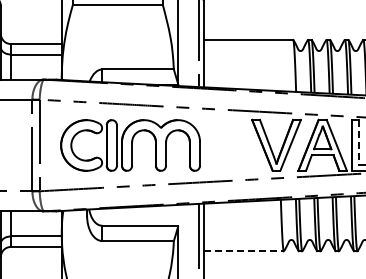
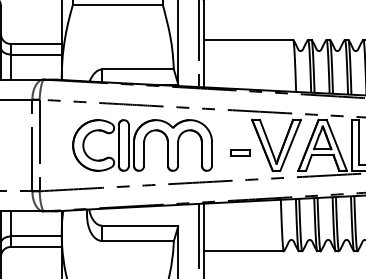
line: dashed -> solid (359, 142)
part position: (130, 145) -> (142, 145) (142, 145)
part: none -> present (240, 152)
line: dashed -> solid (244, 251)
